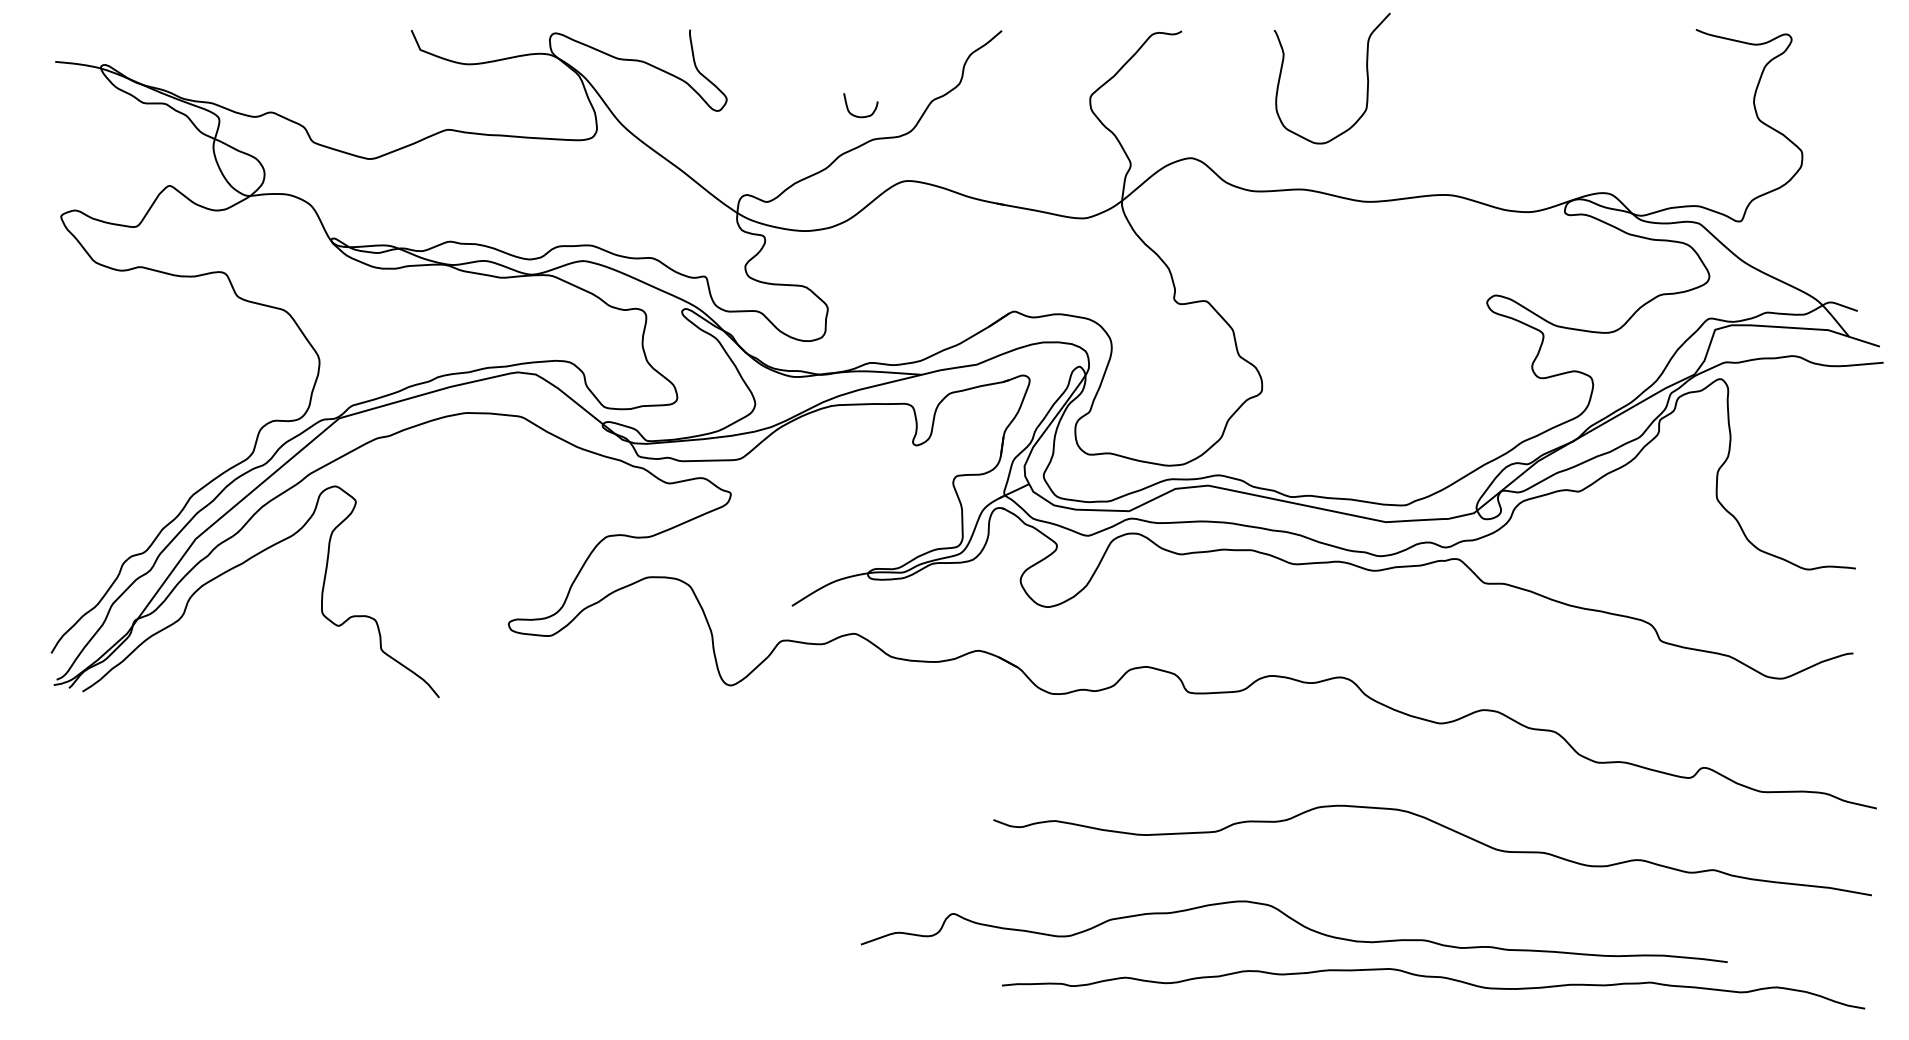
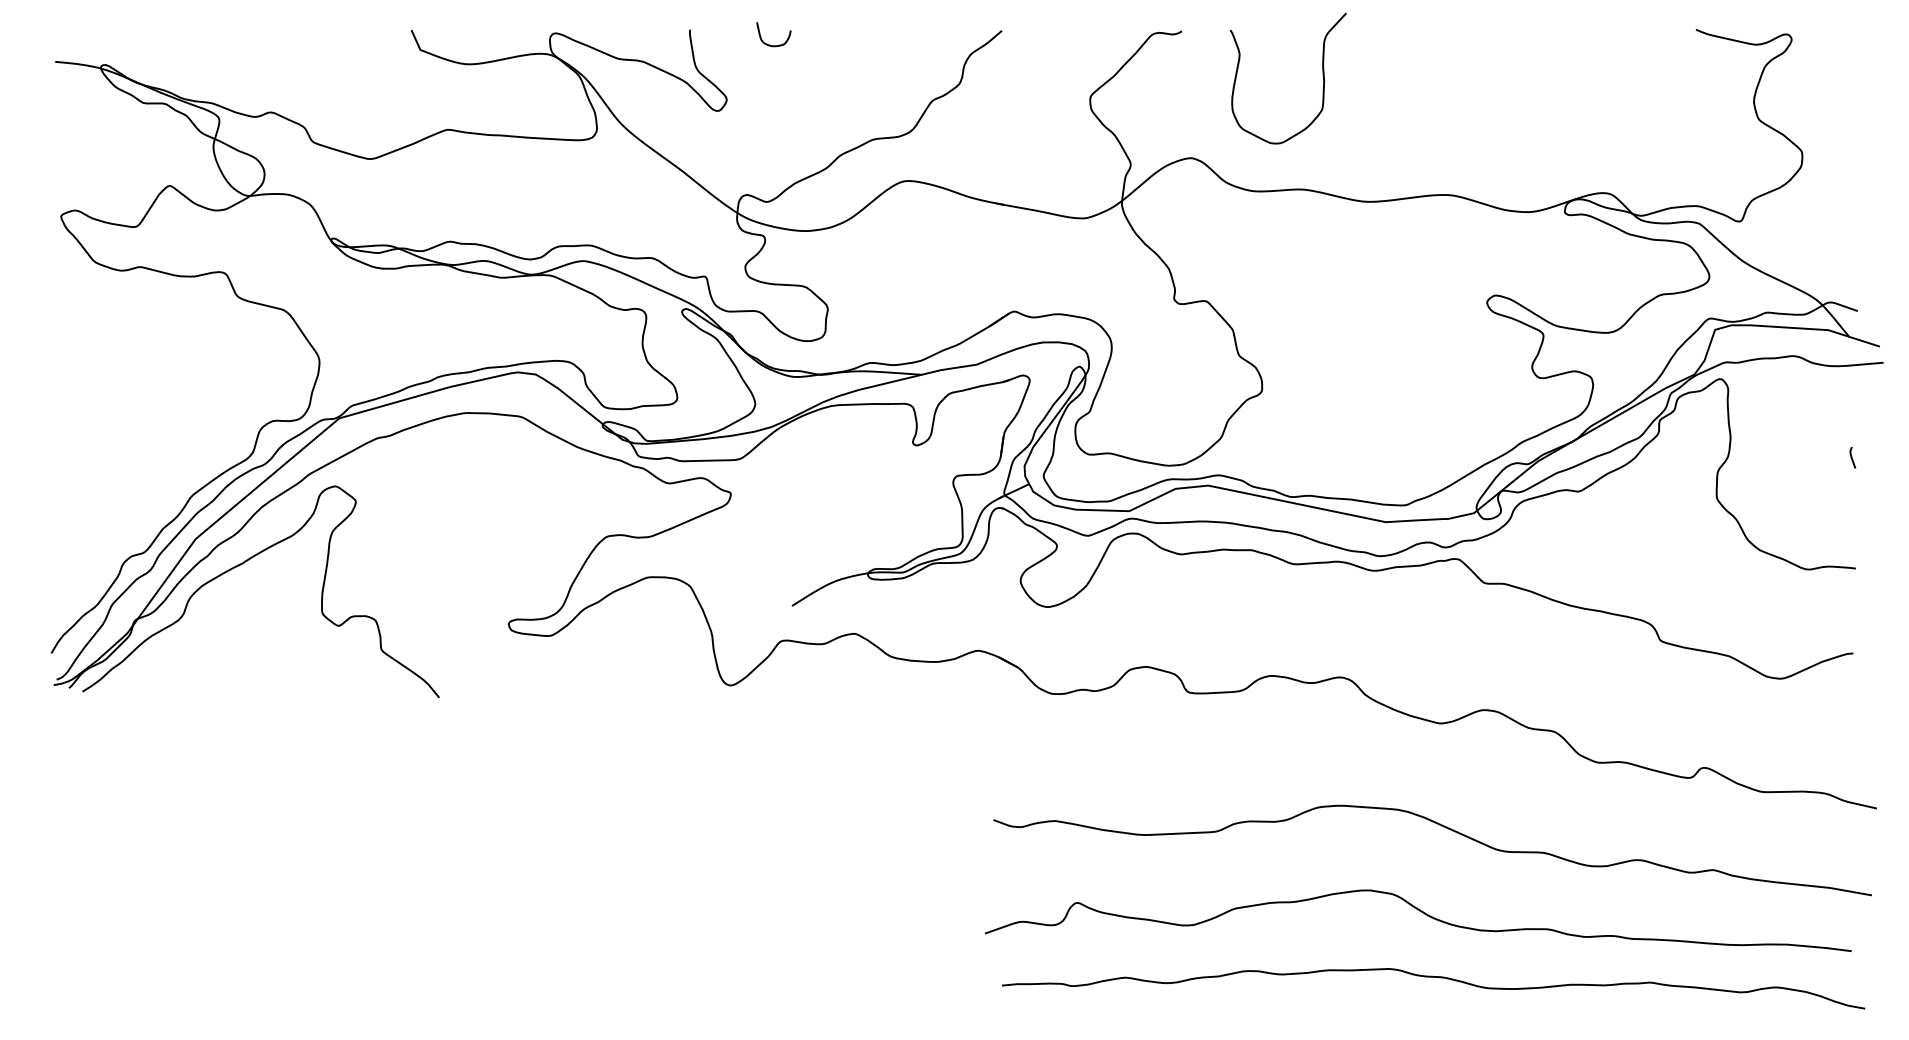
curve position: (1366, 76) -> (1322, 76) (1322, 76)
curve position: (857, 115) -> (770, 44) (770, 44)
line: none -> present (1852, 457)
curve position: (1298, 924) -> (1422, 913) (1422, 913)
